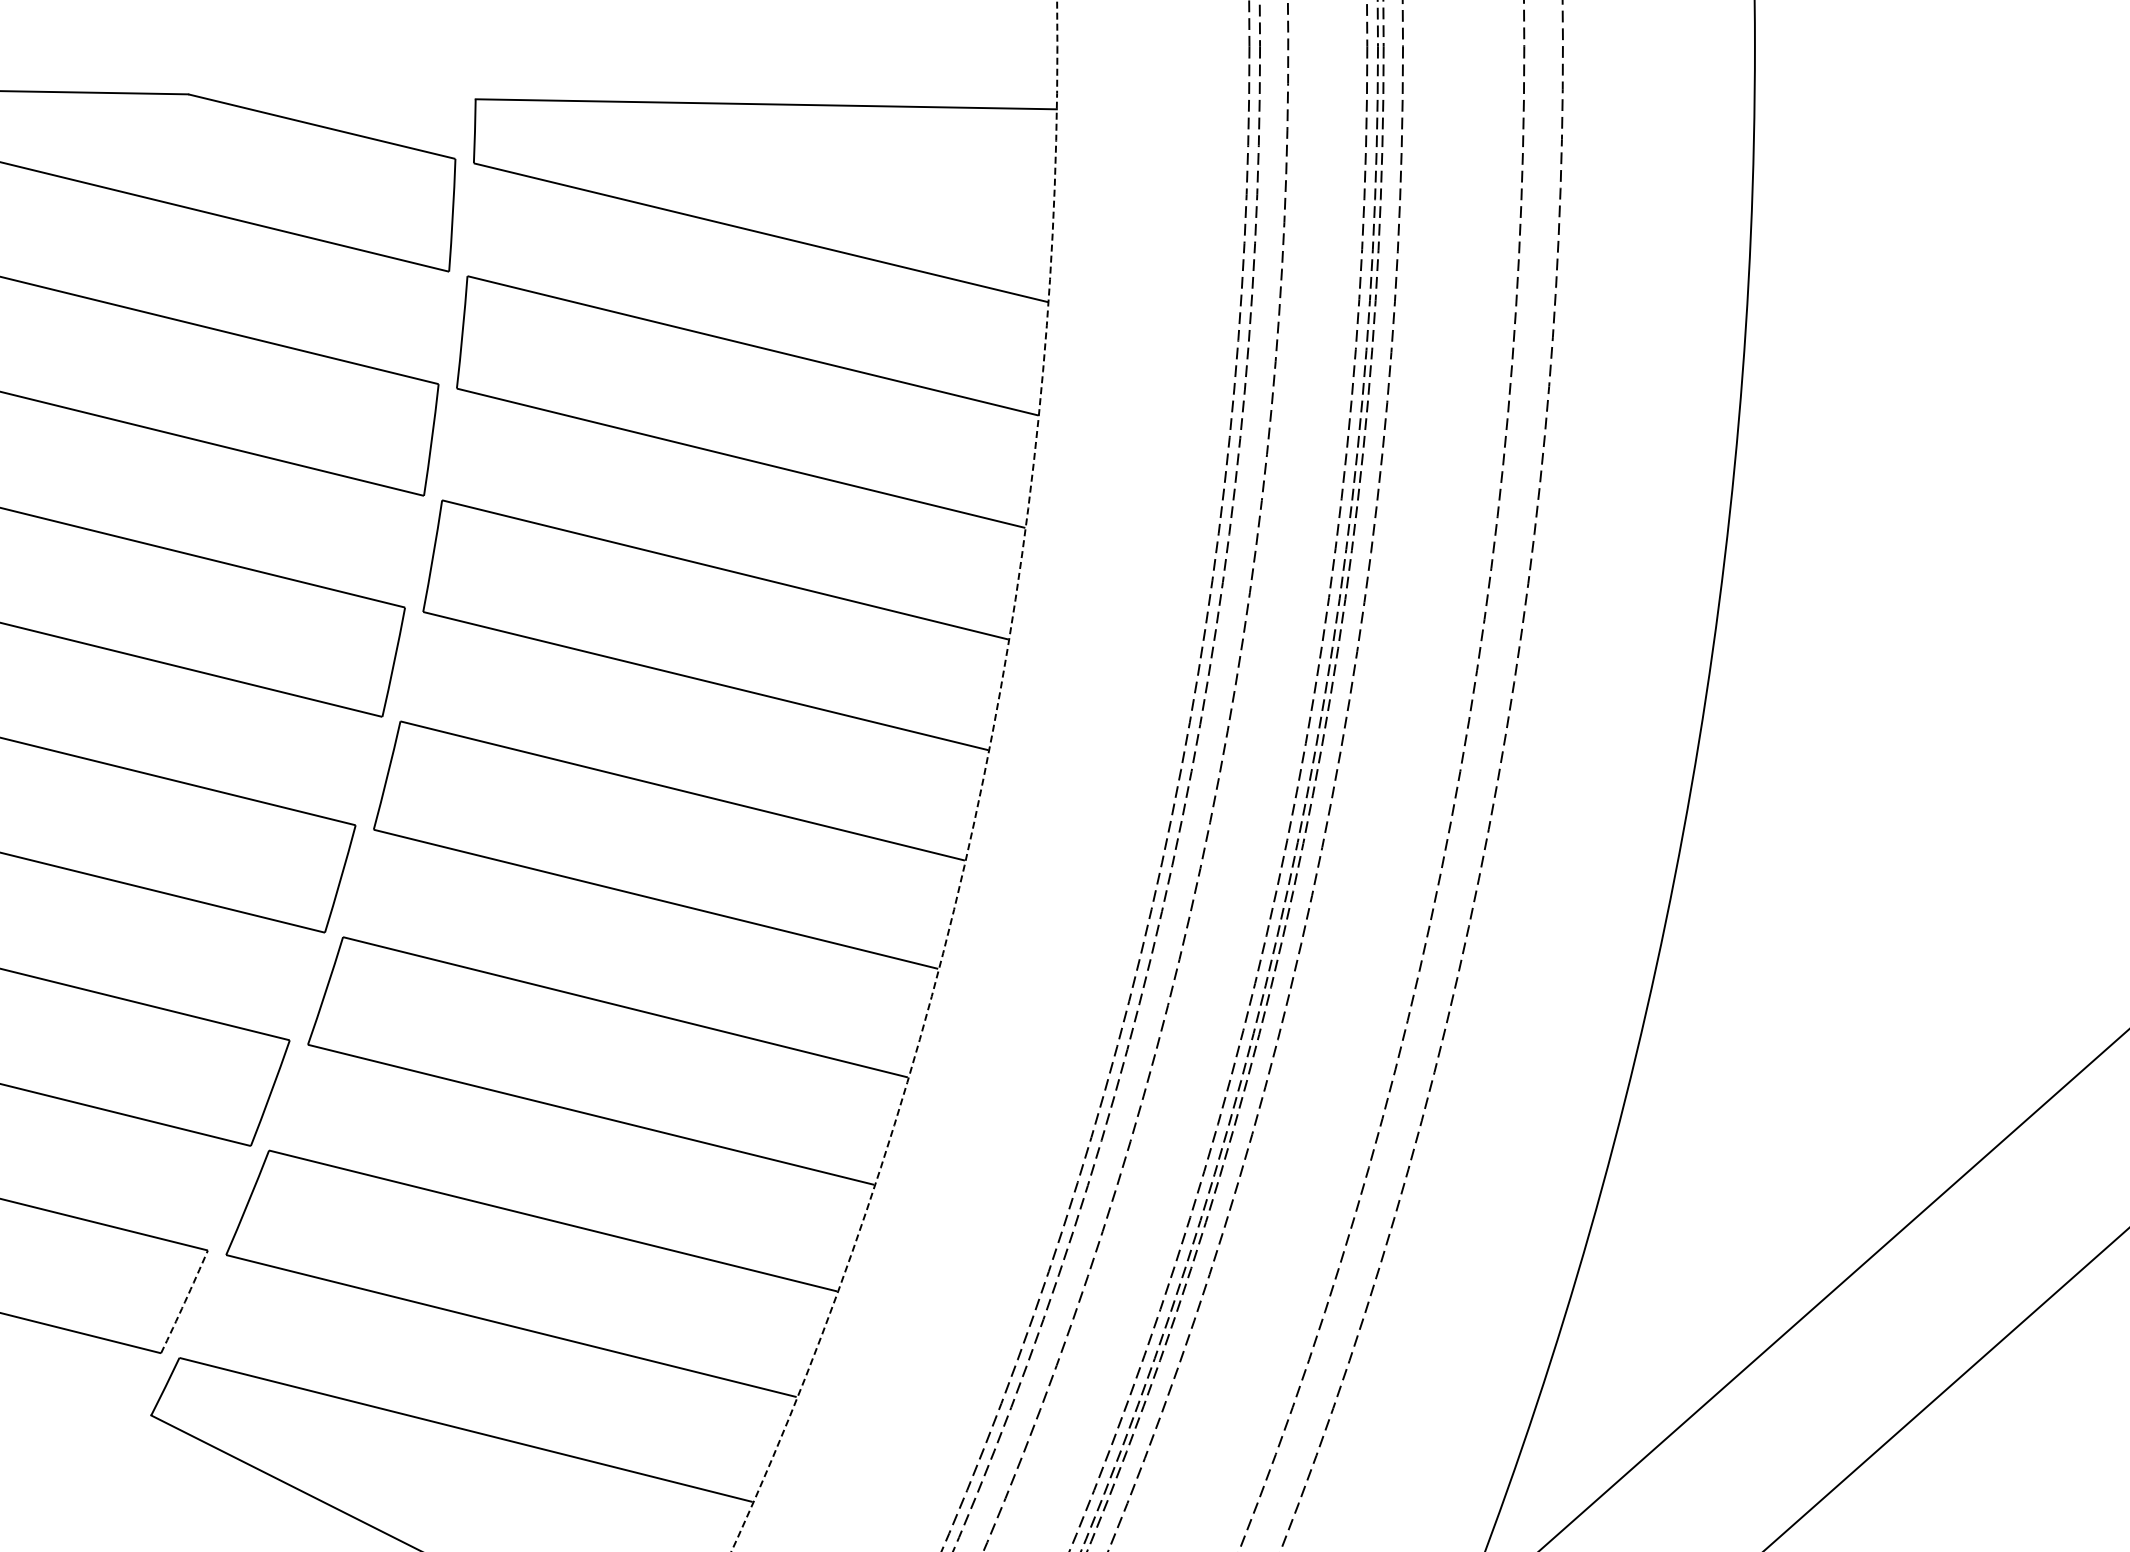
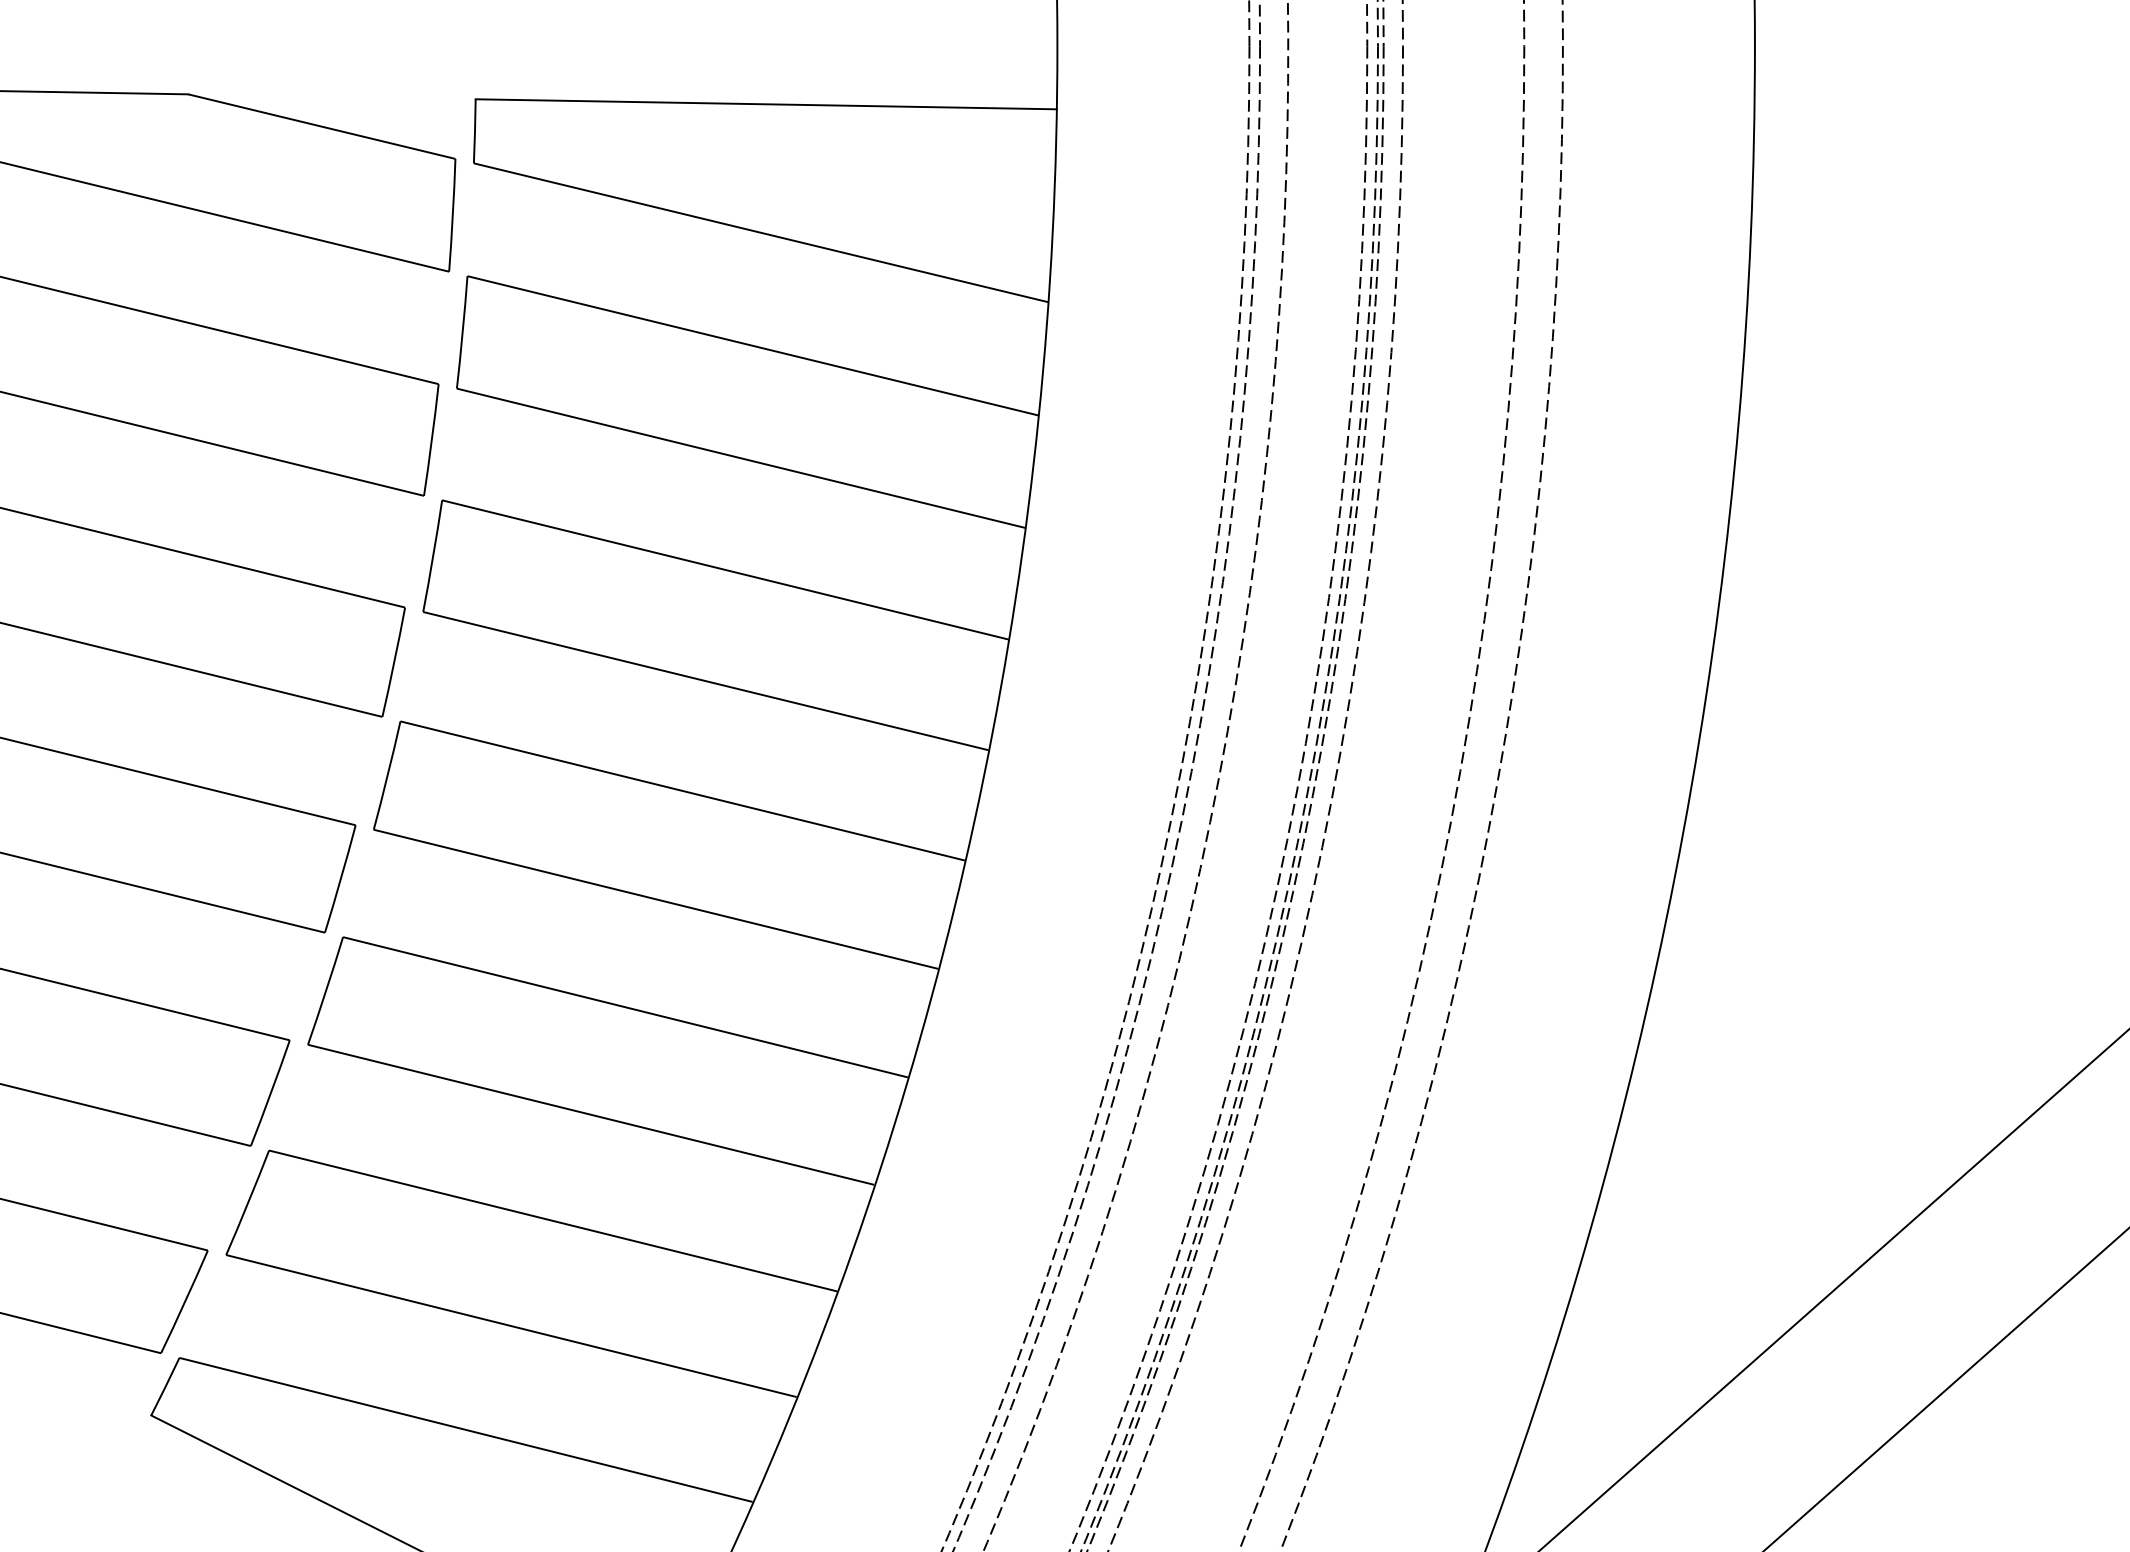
circle: dashed -> solid (894, 775)
arc: dashed -> solid (184, 1302)
